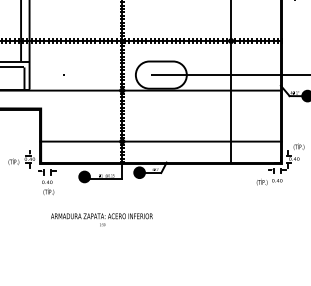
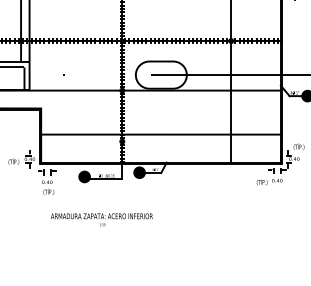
line position: (160, 141) -> (160, 134) (160, 134)
